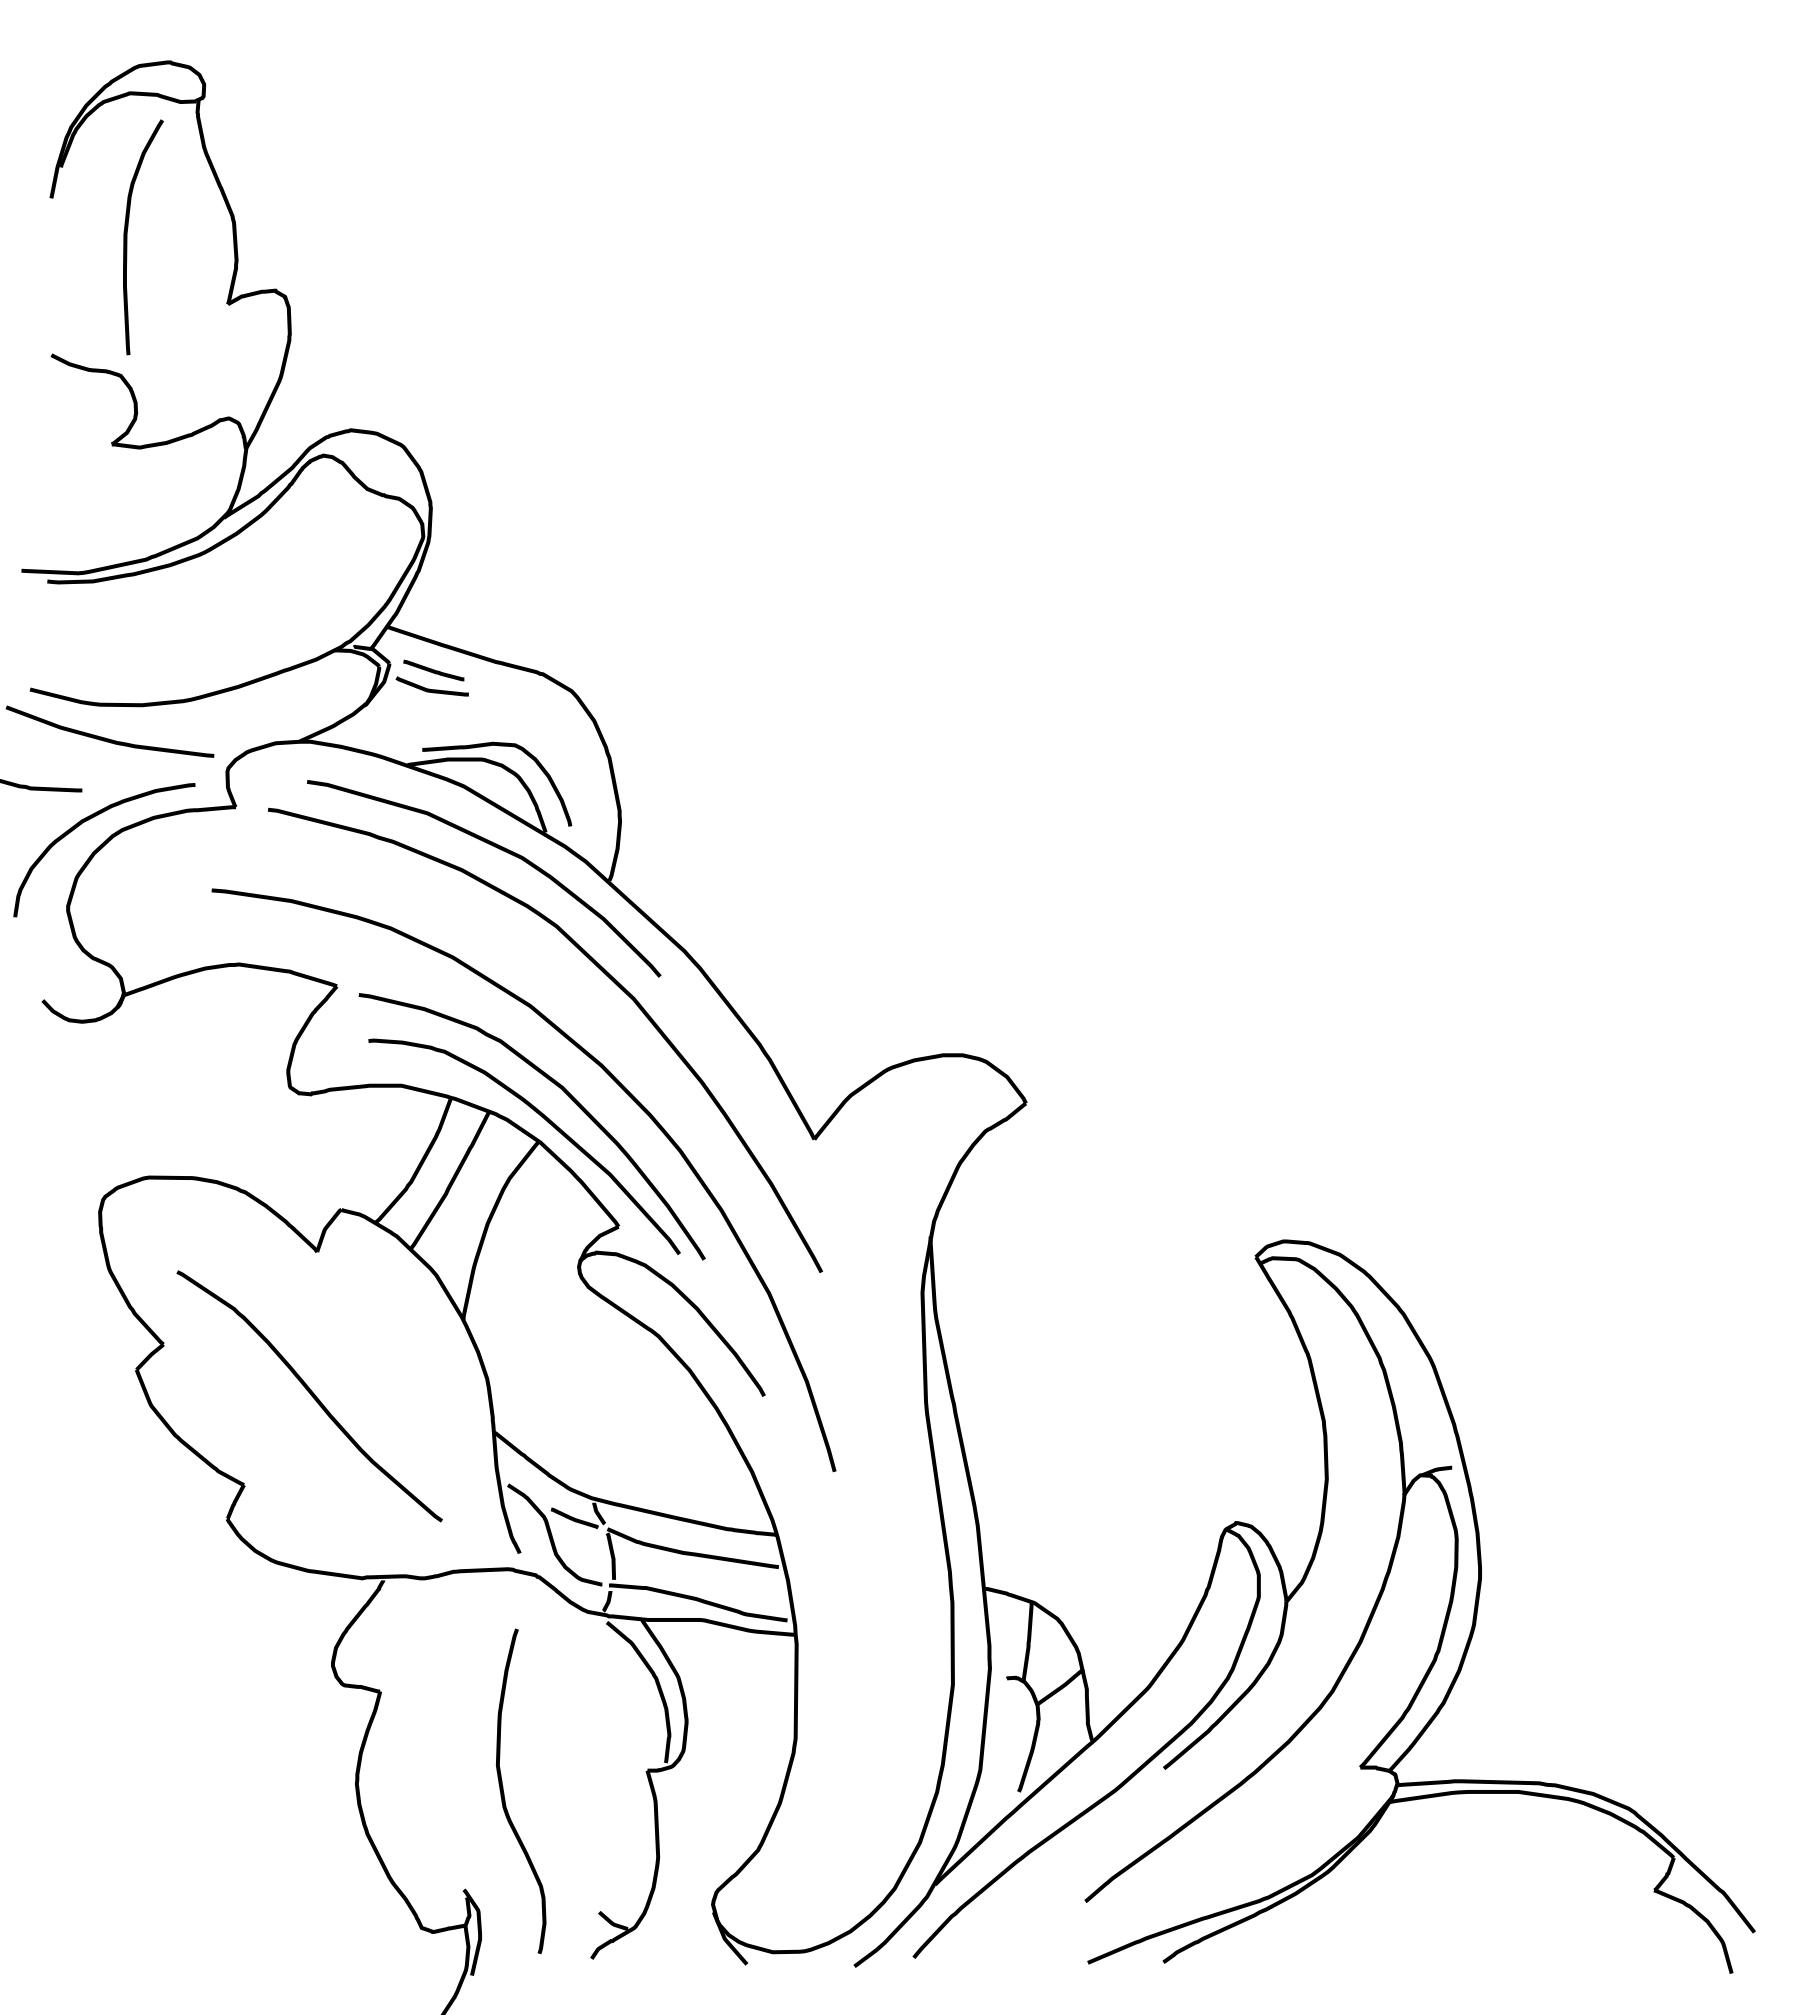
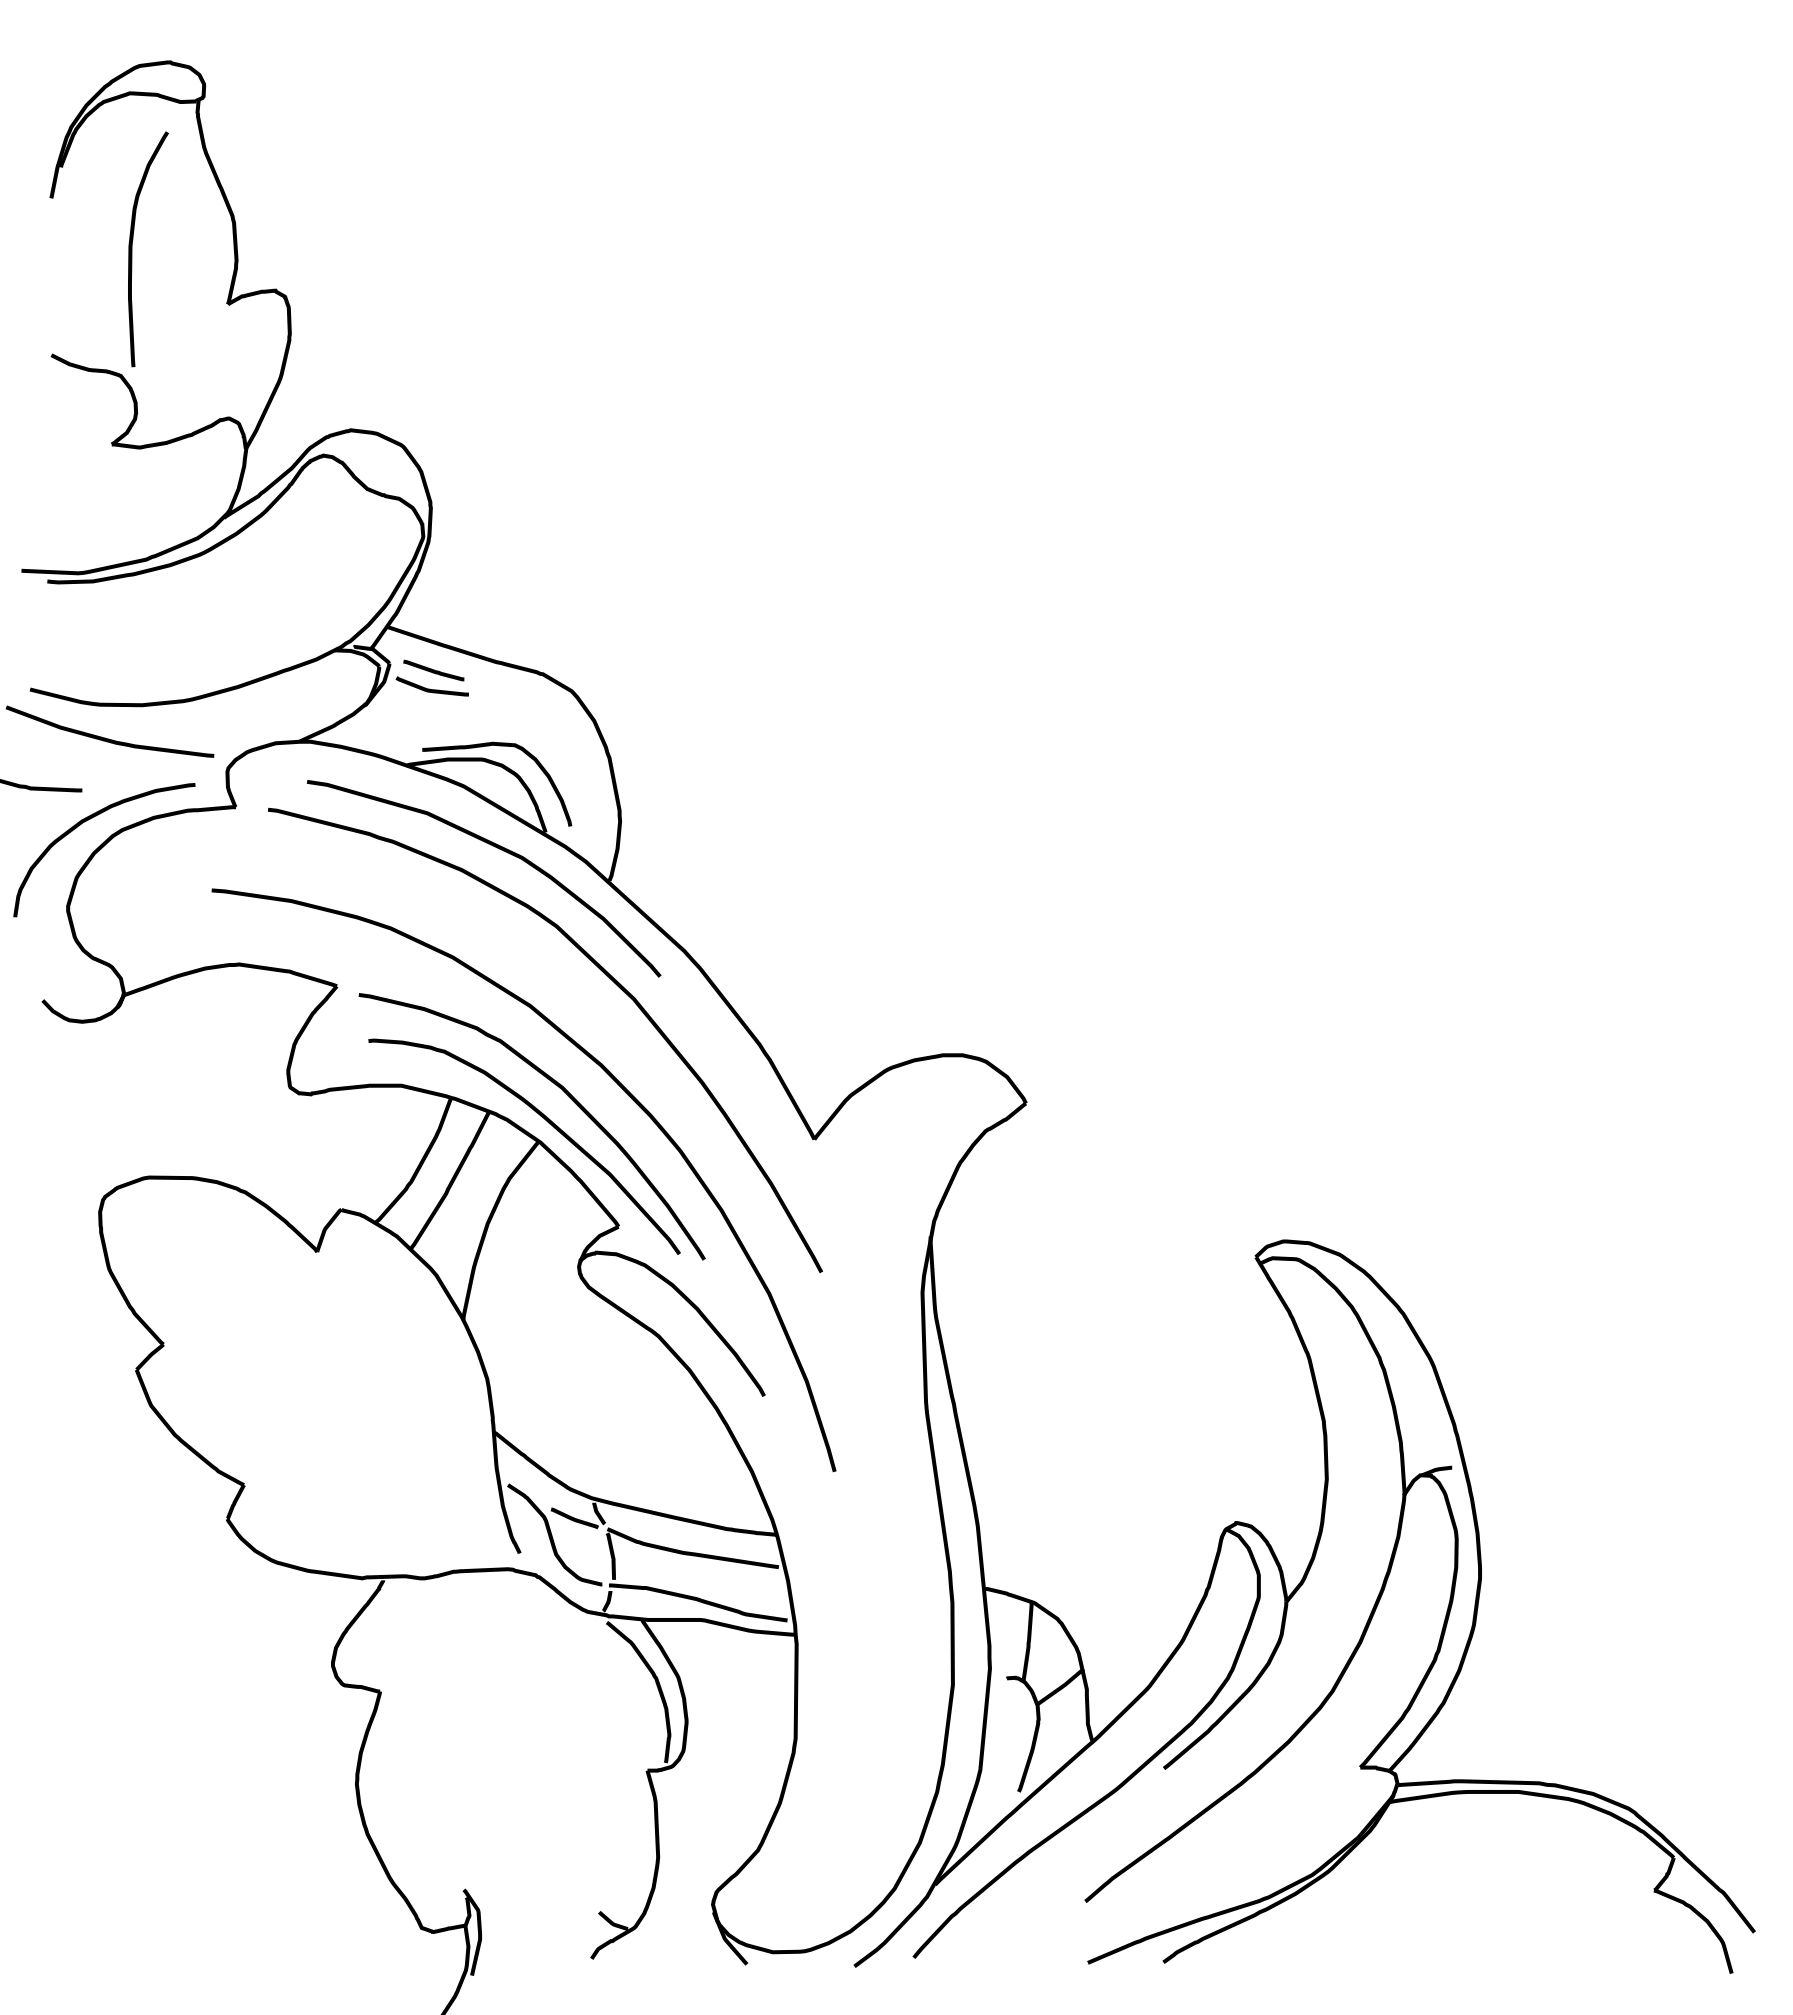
curve position: (127, 237) -> (132, 249) (132, 249)
curve: present -> none (310, 1395)
curve: present -> none (504, 1792)
